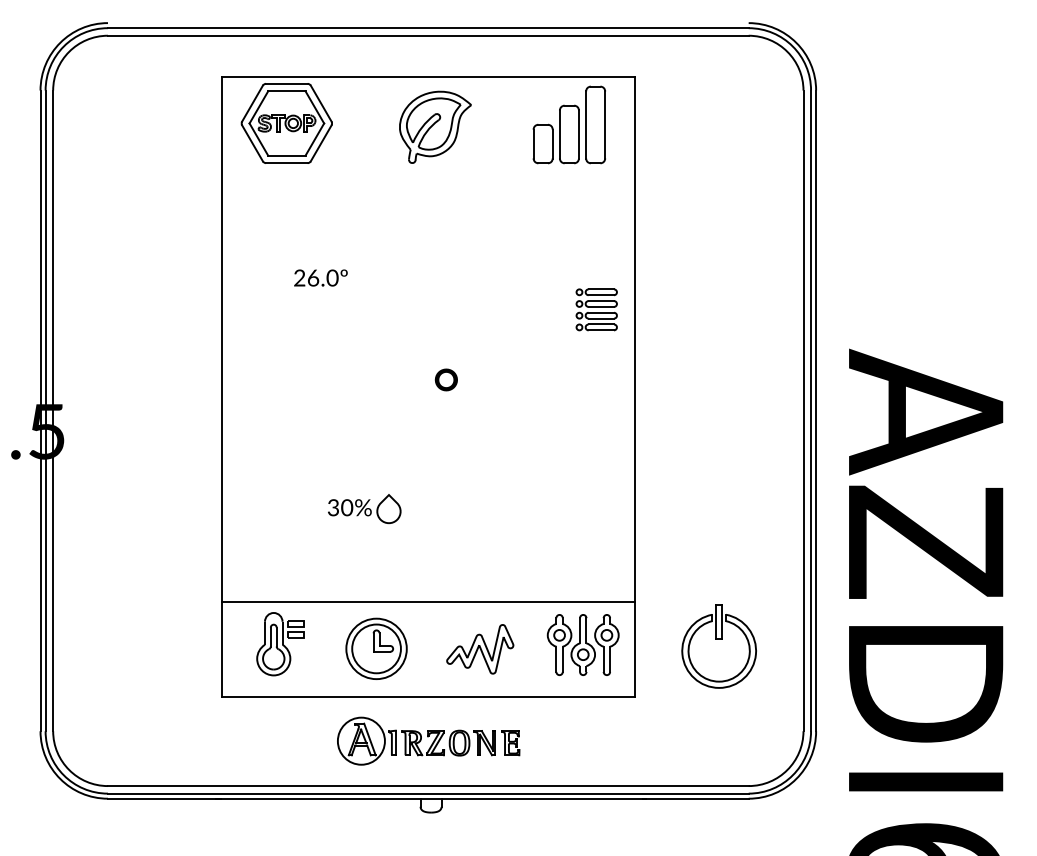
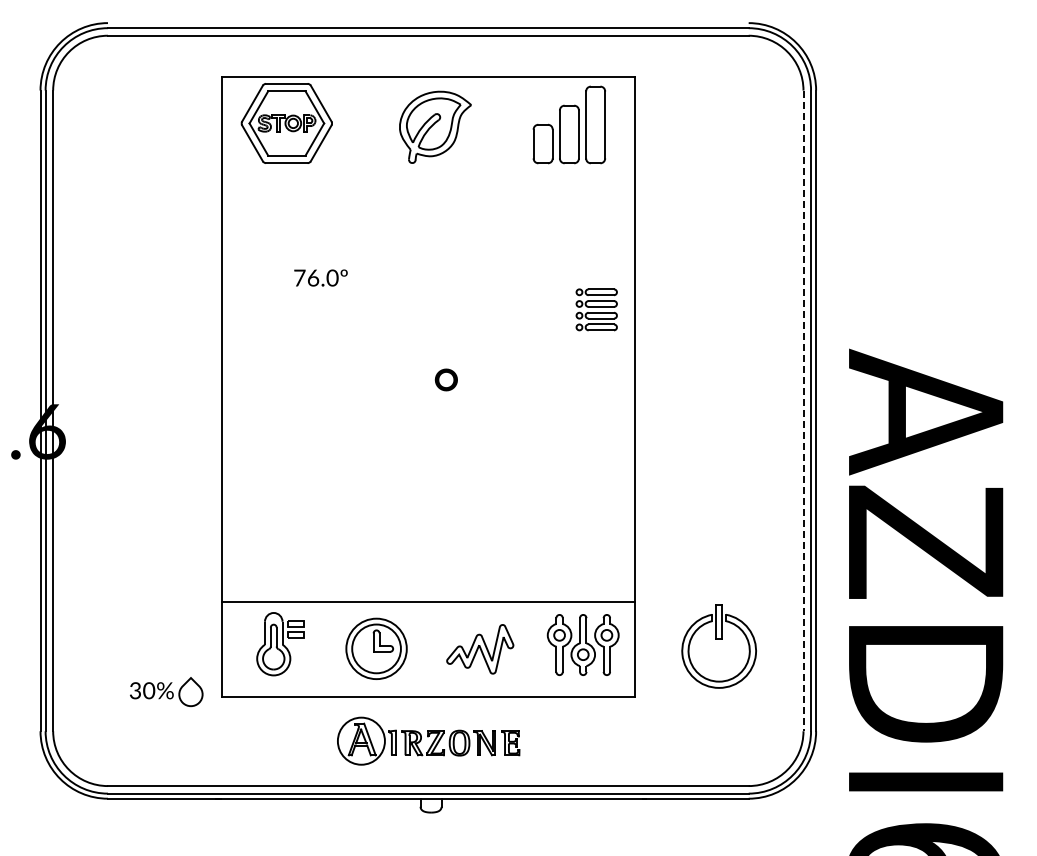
text: 26.0º -> 76.0º (299, 277)
line: solid -> dashed (803, 411)
text: .5 -> .6 (47, 431)
part position: (364, 509) -> (166, 692) (166, 692)
